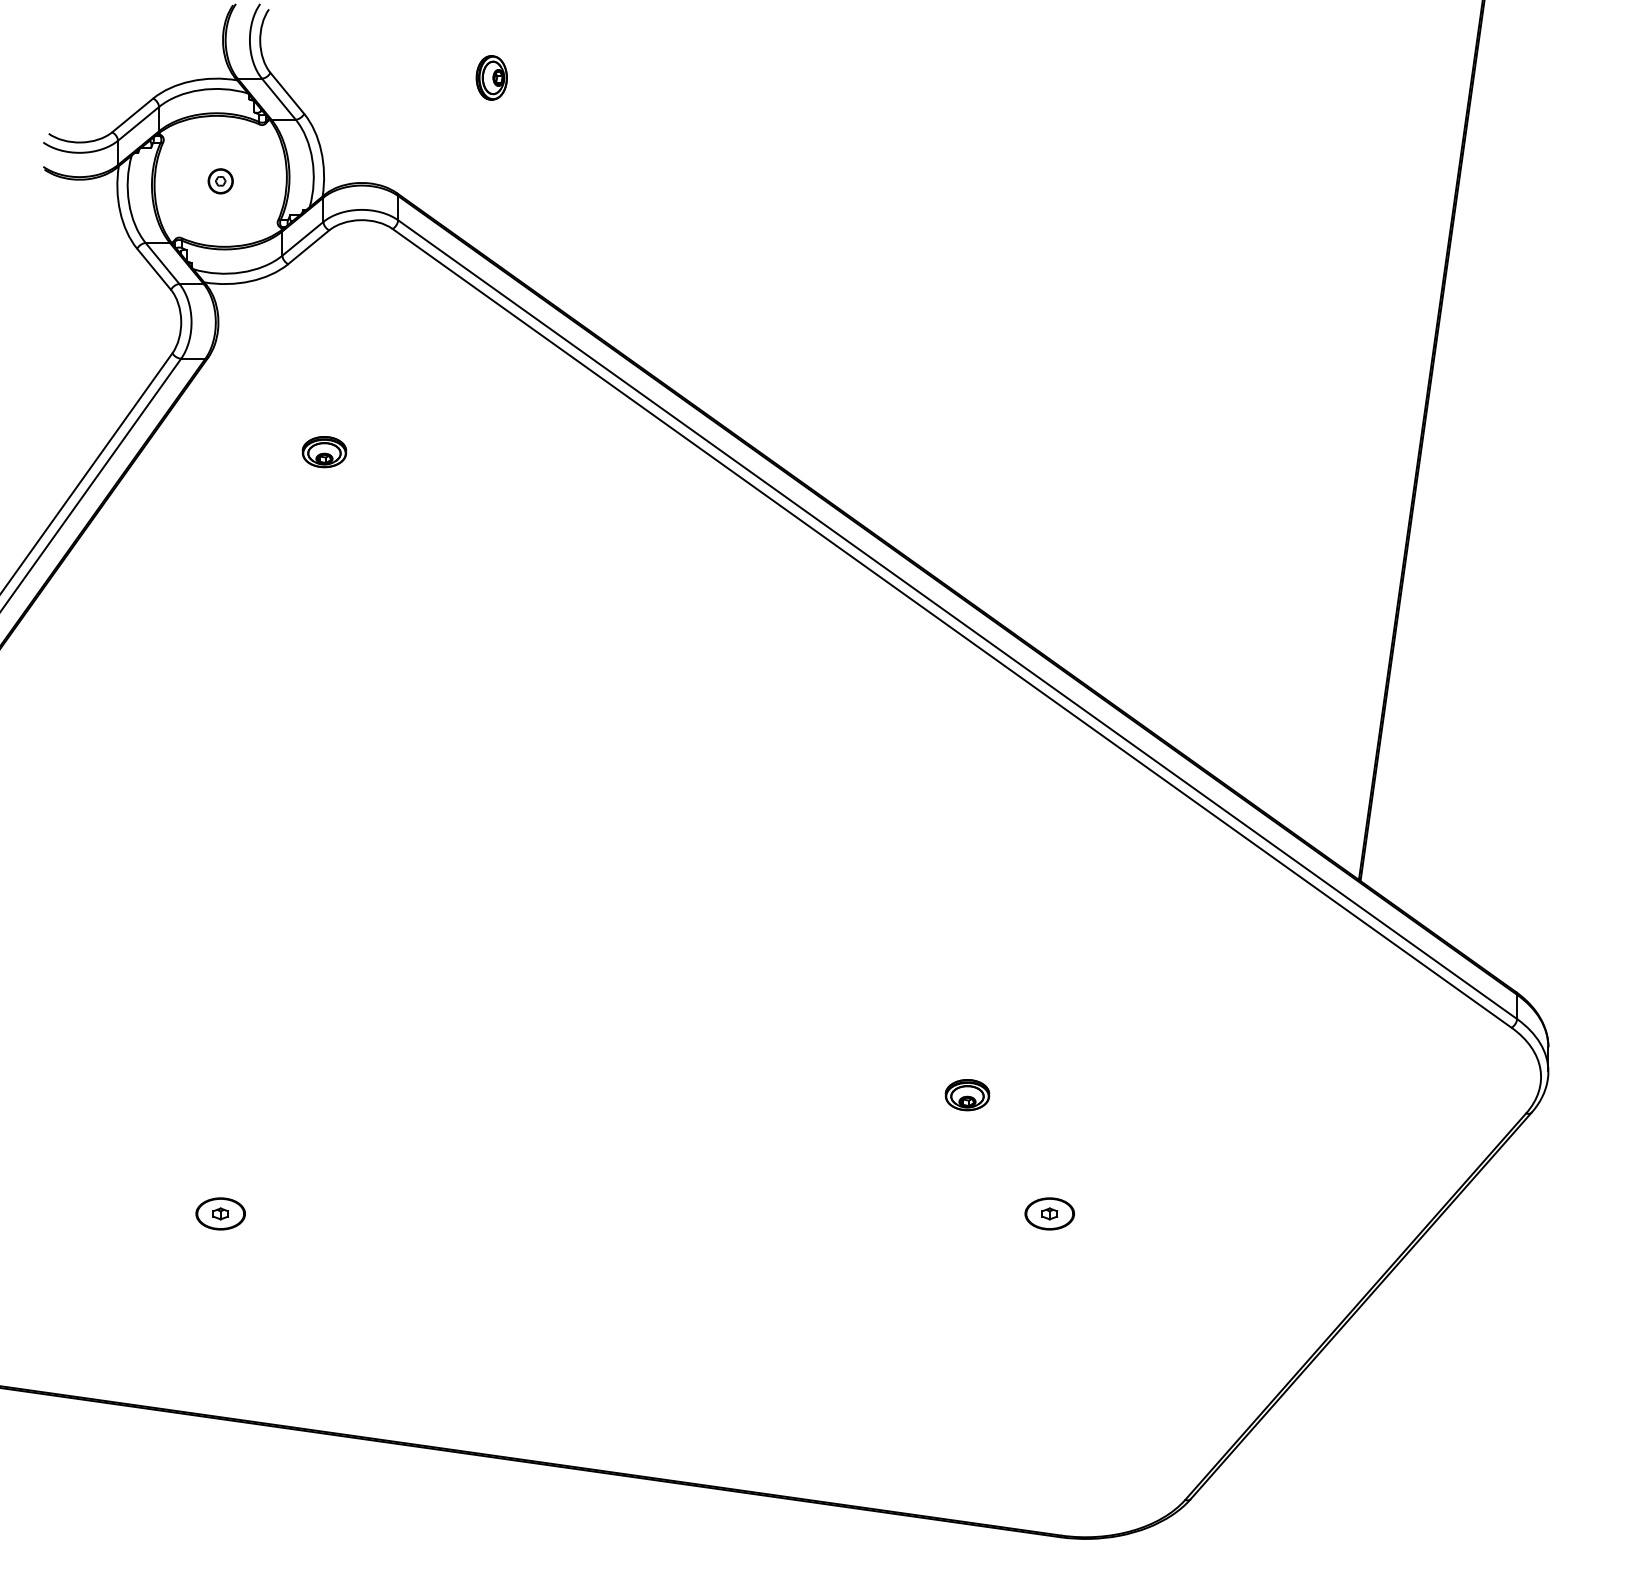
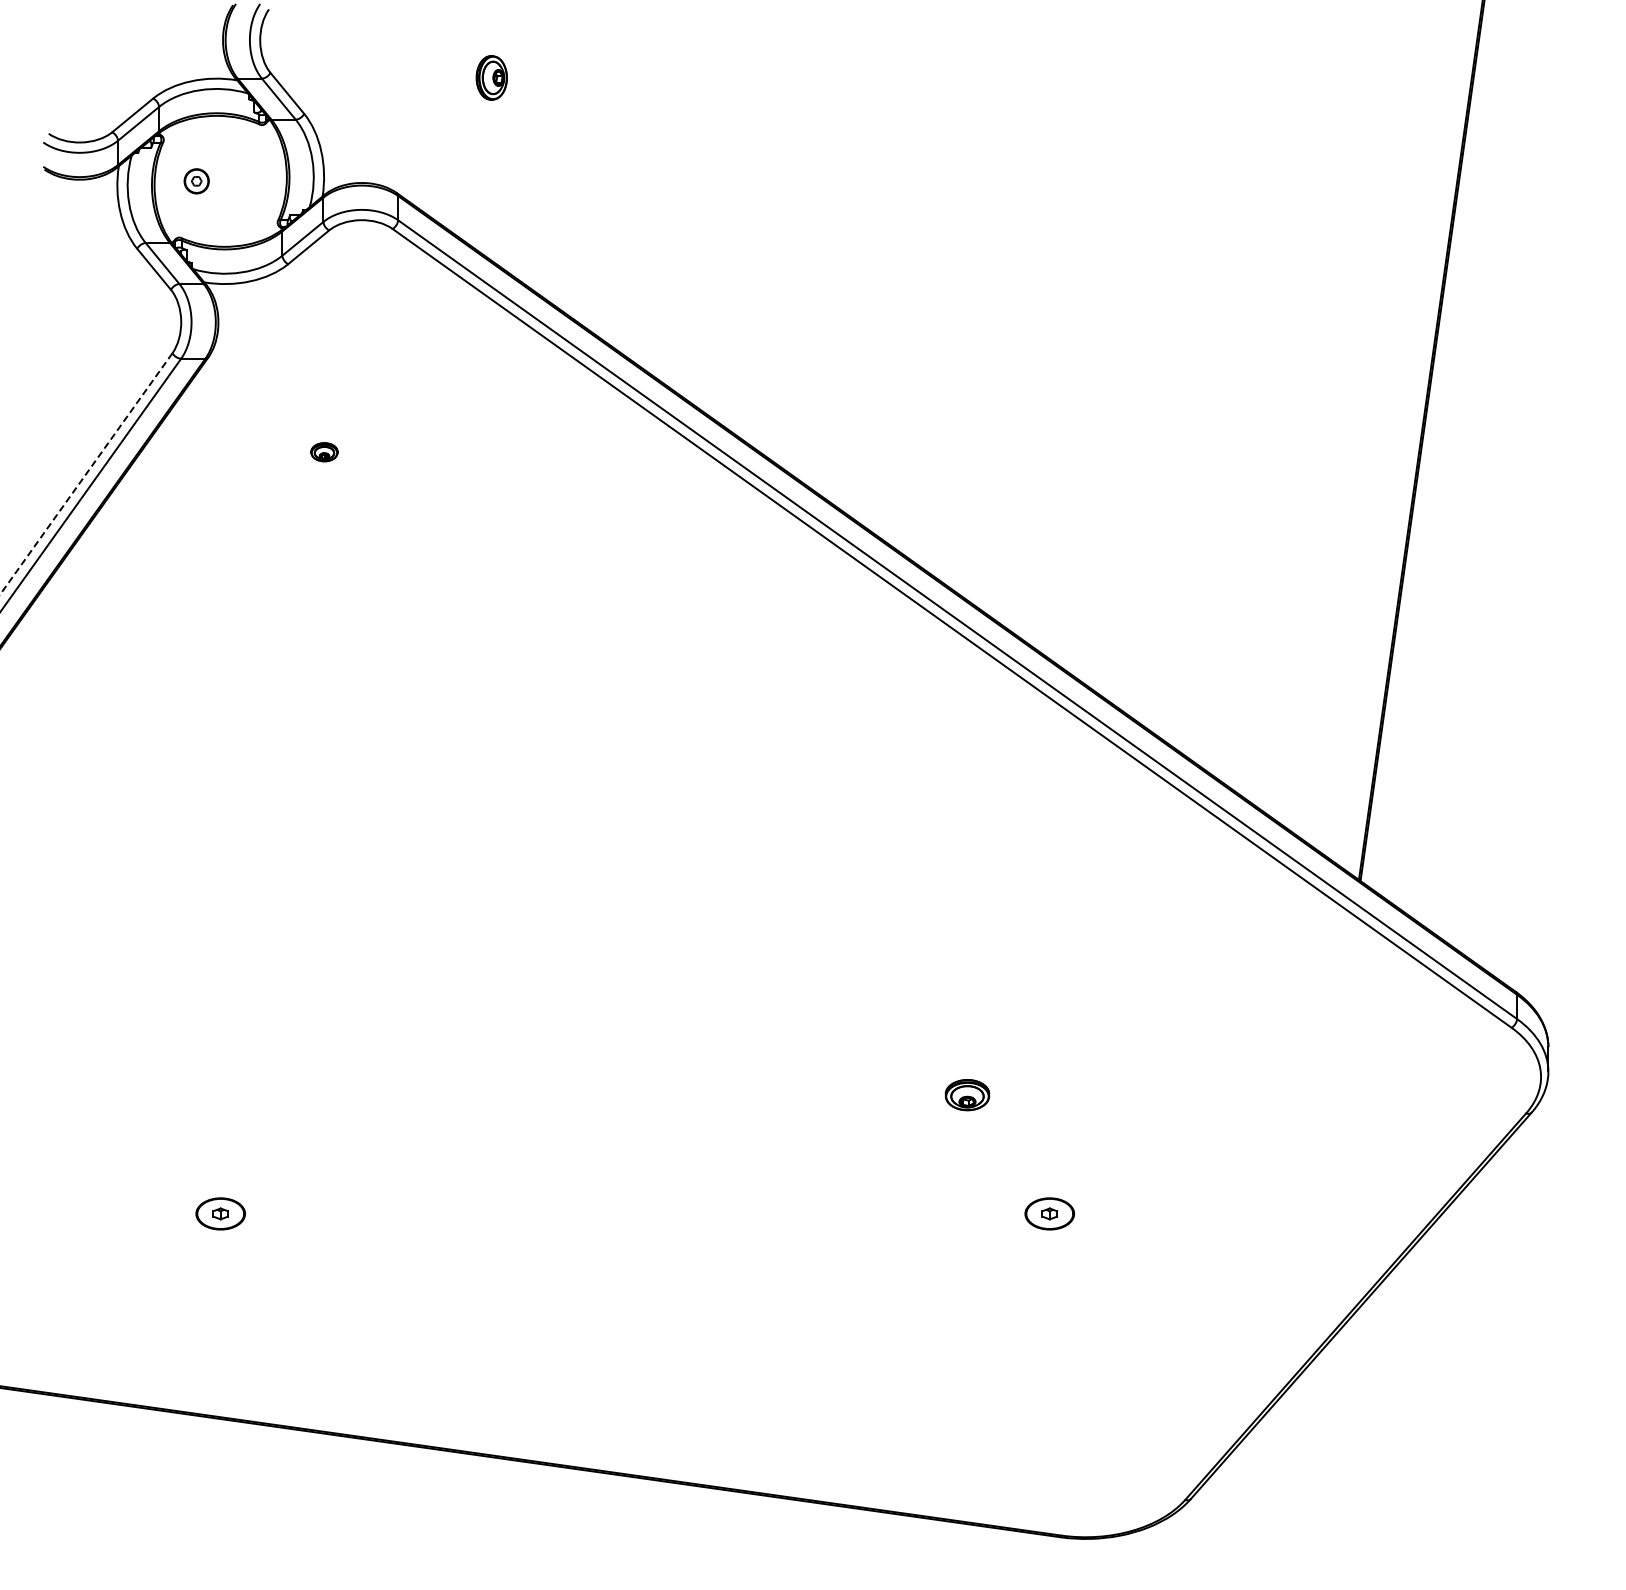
part position: (220, 181) -> (196, 181) (196, 181)
part size: 47x33 px -> 29x21 px (324, 452)
line: solid -> dashed (86, 473)
